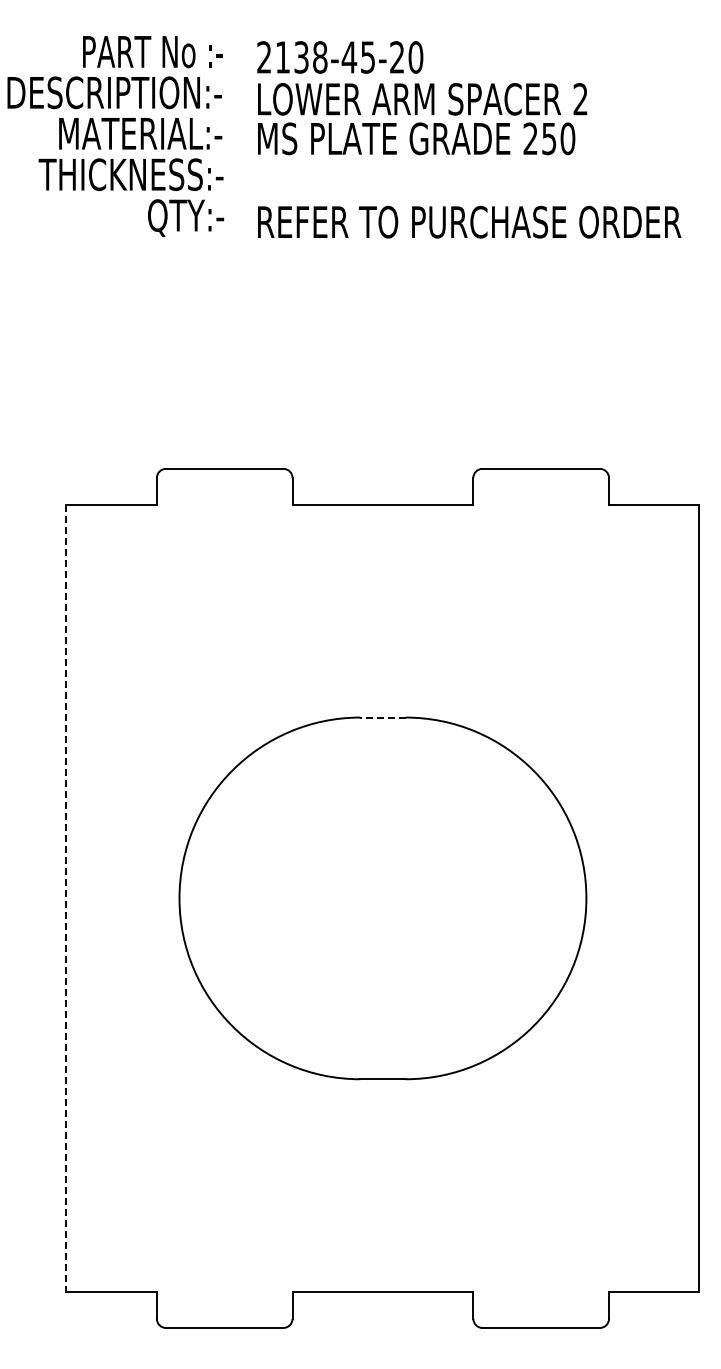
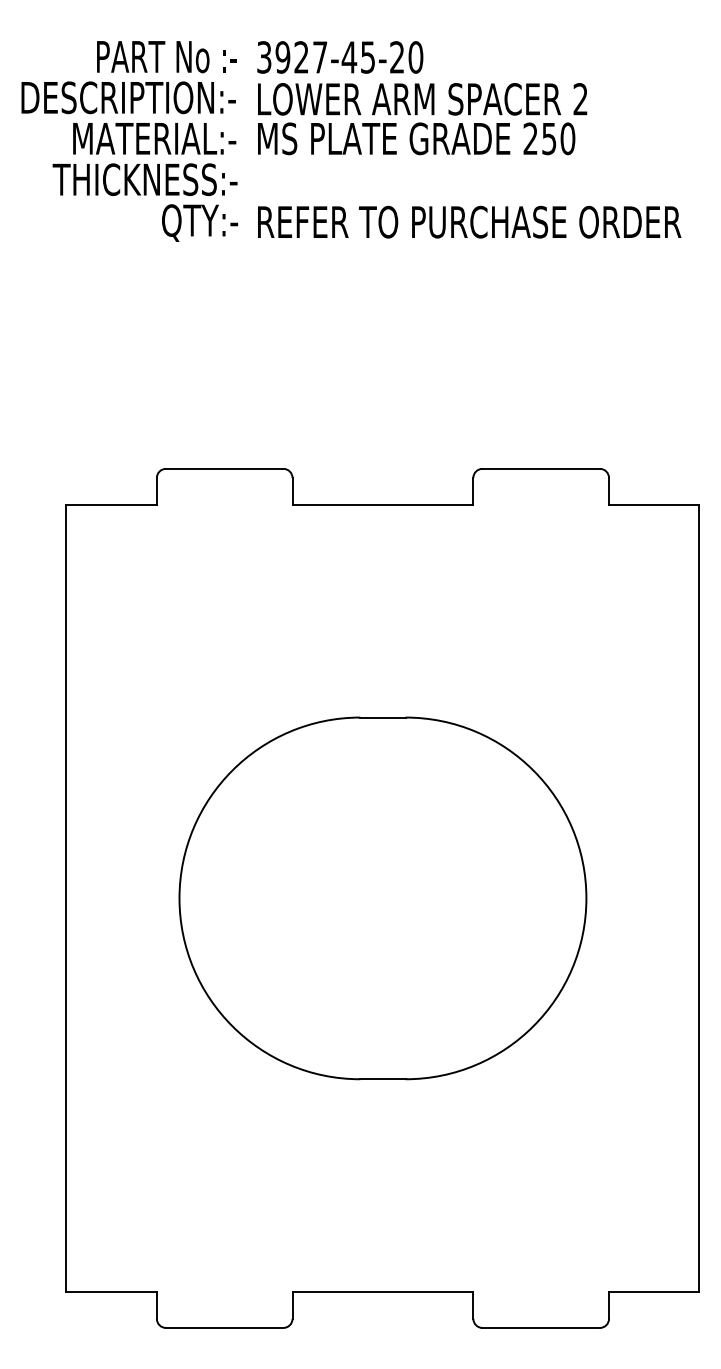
text: 2138-45-20 -> 3927-45-20 (292, 57)
text position: (115, 136) -> (129, 141) (129, 141)
line: dashed -> solid (382, 717)
line: dashed -> solid (66, 898)
